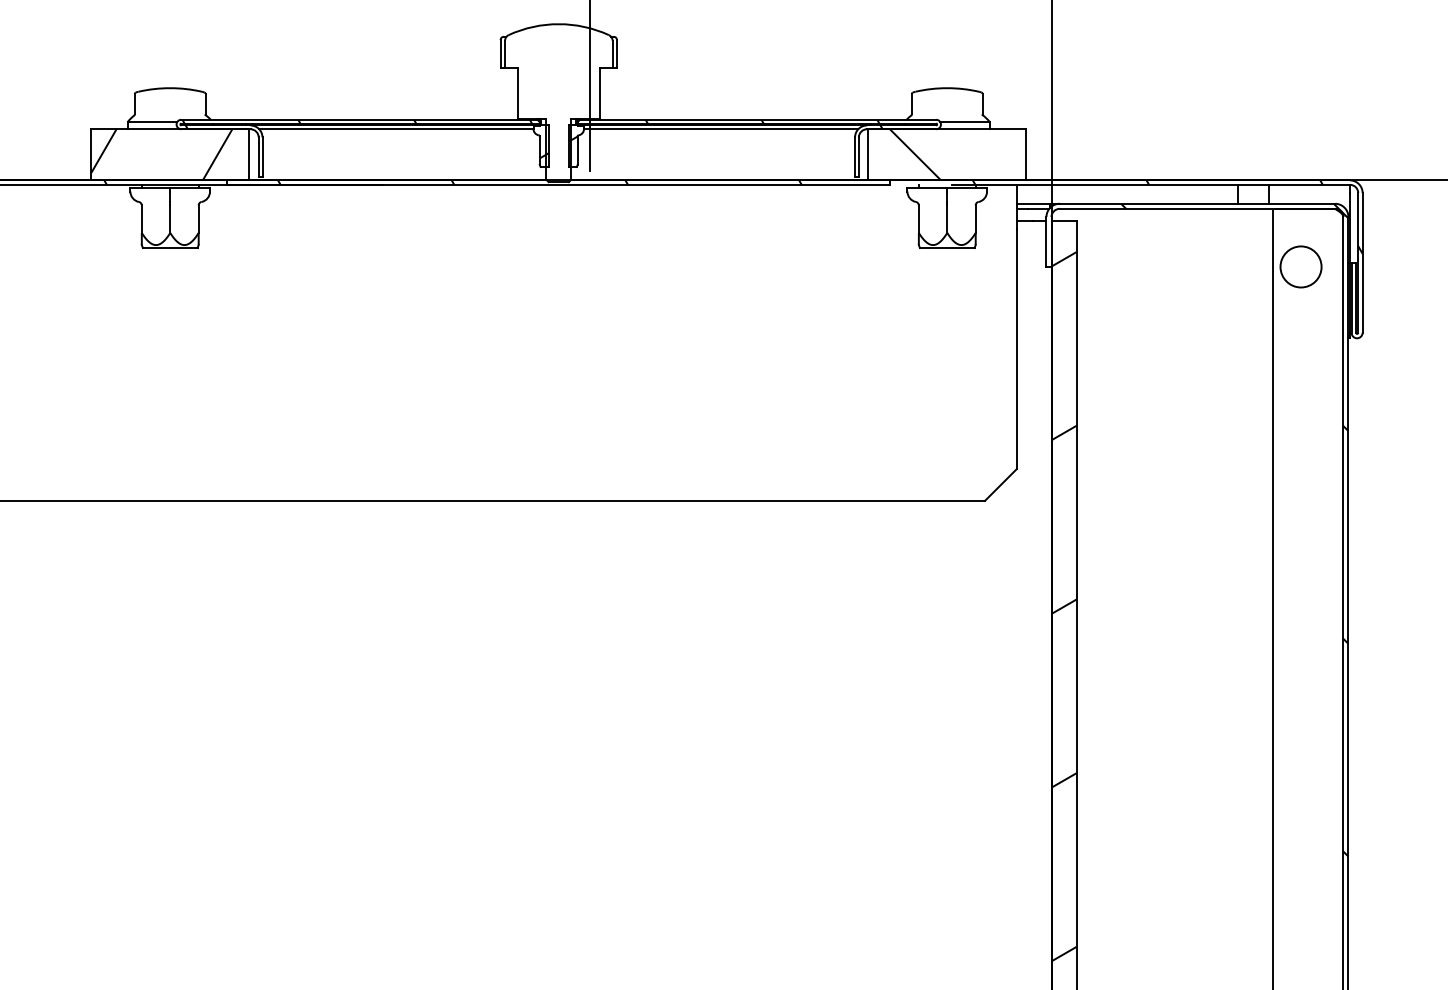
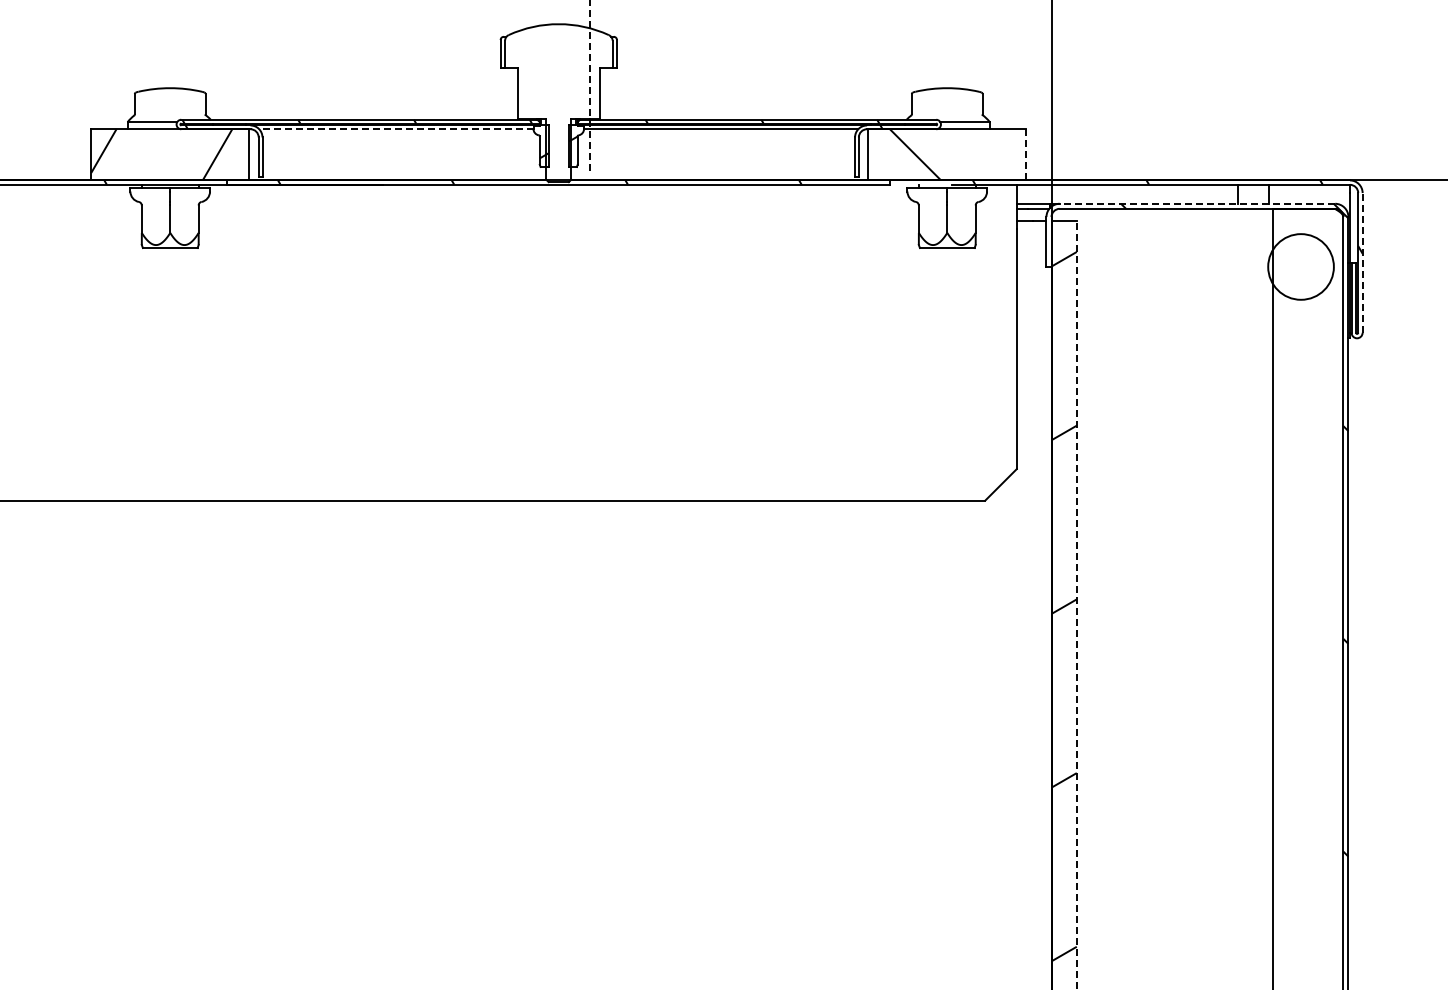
line: solid -> dashed (590, 85)
line: solid -> dashed (395, 129)
line: solid -> dashed (1026, 154)
line: solid -> dashed (1197, 203)
line: solid -> dashed (1362, 262)
circle diameter: 41 px -> 66 px (1300, 266)
line: solid -> dashed (1076, 605)
